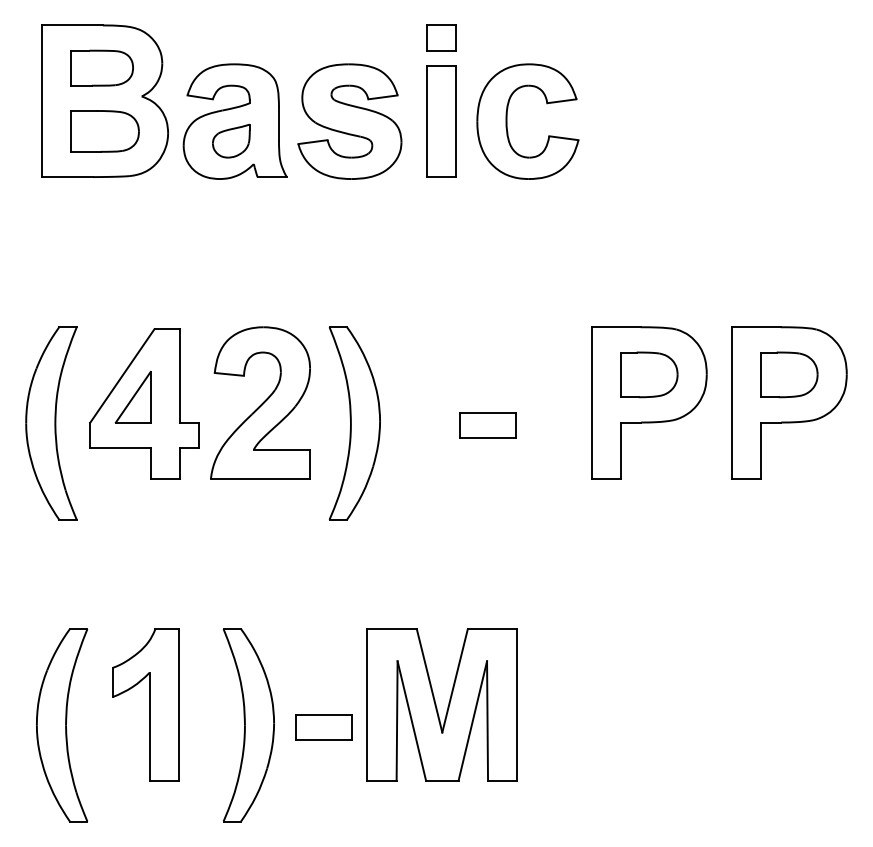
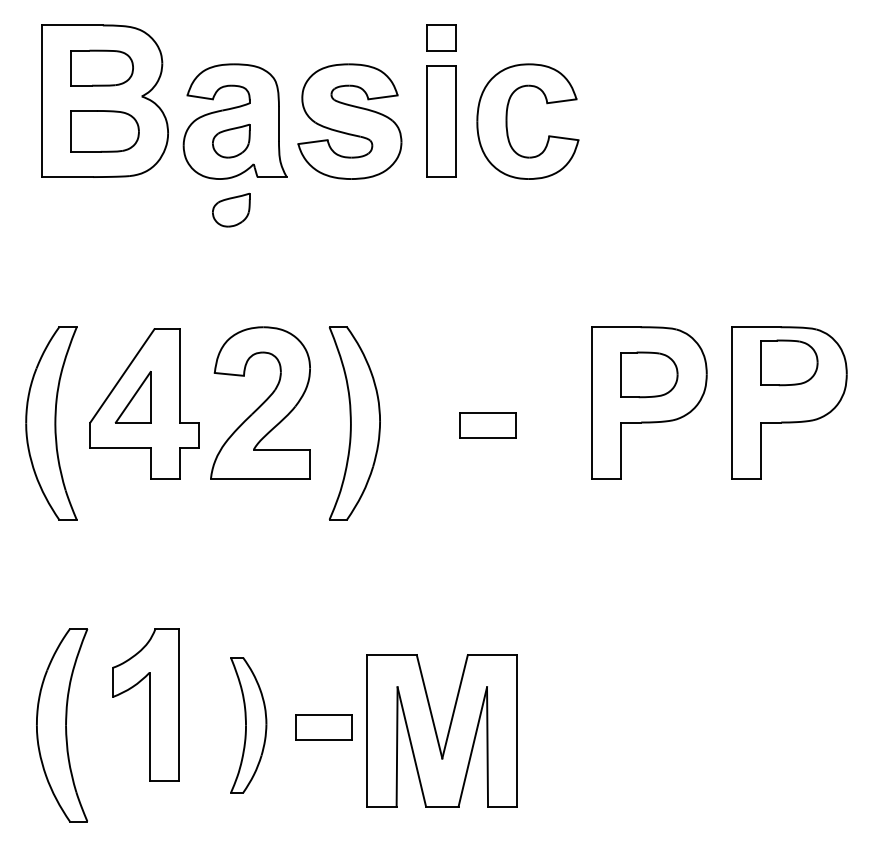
part: none -> present (231, 209)
part position: (789, 374) -> (789, 362) (789, 362)
part position: (441, 704) -> (441, 730) (441, 730)
part size: 53x195 px -> 38x137 px (248, 725)
